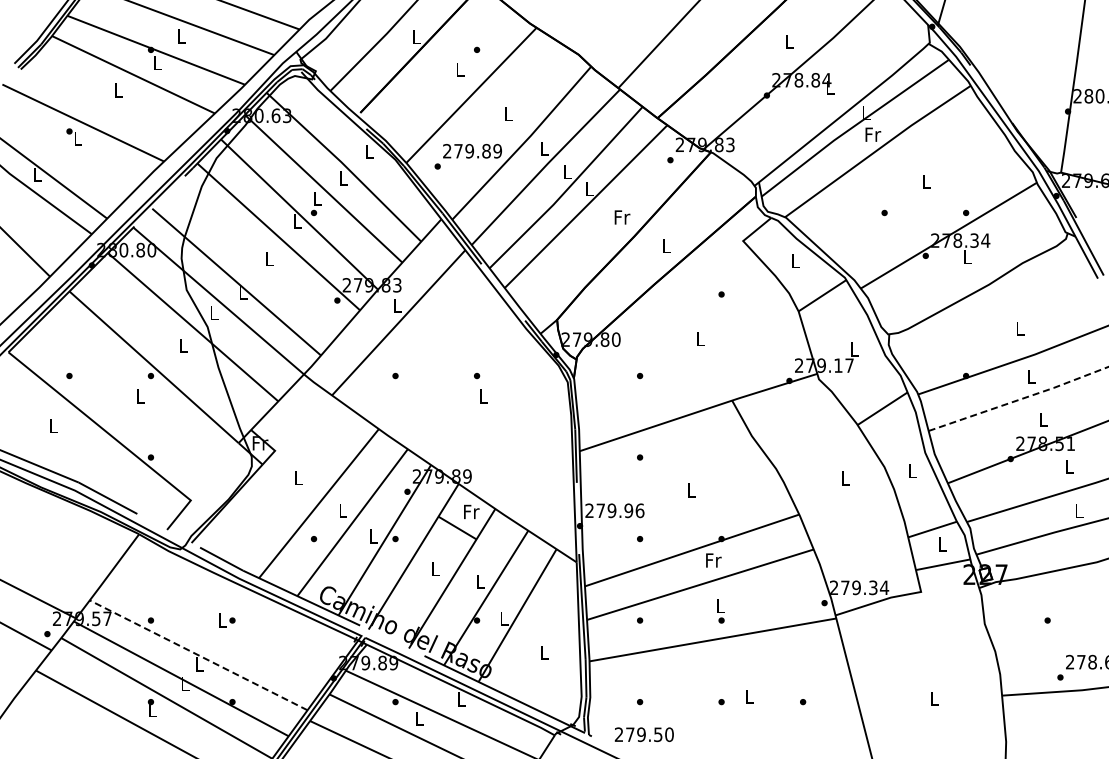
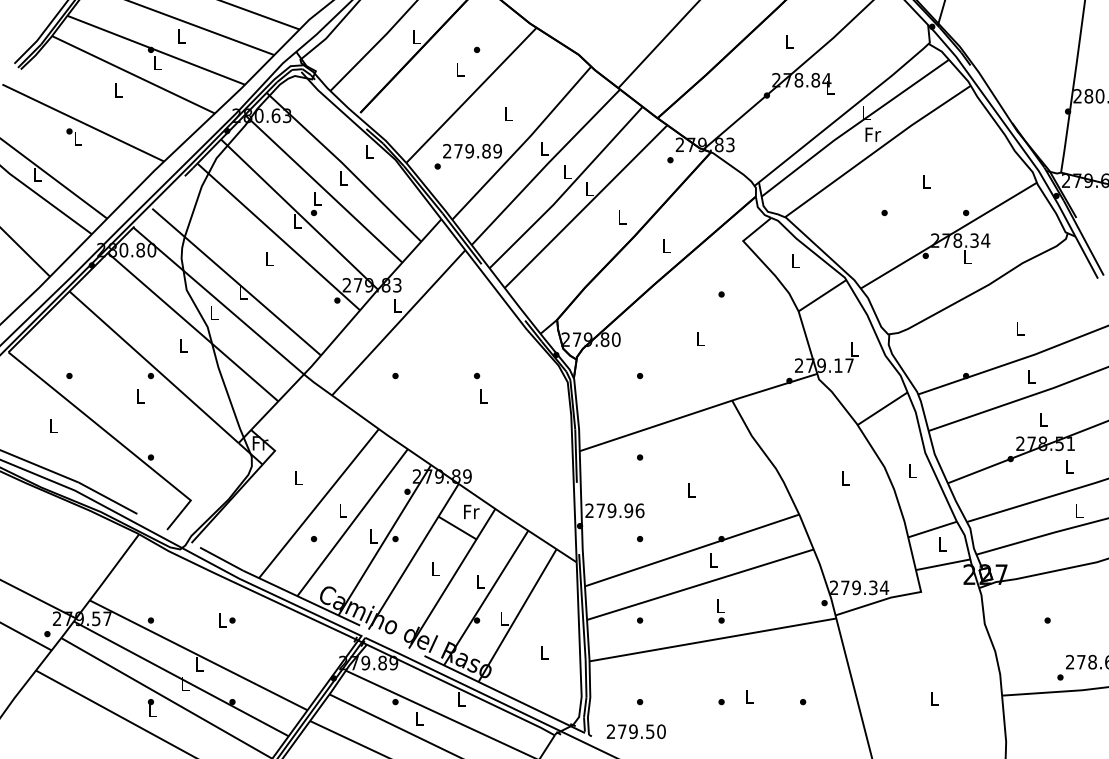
text: Fr -> L (622, 217)
line: dashed -> solid (1020, 399)
text: Fr -> L (713, 560)
line: dashed -> solid (198, 655)
text position: (643, 734) -> (635, 731) (635, 731)
